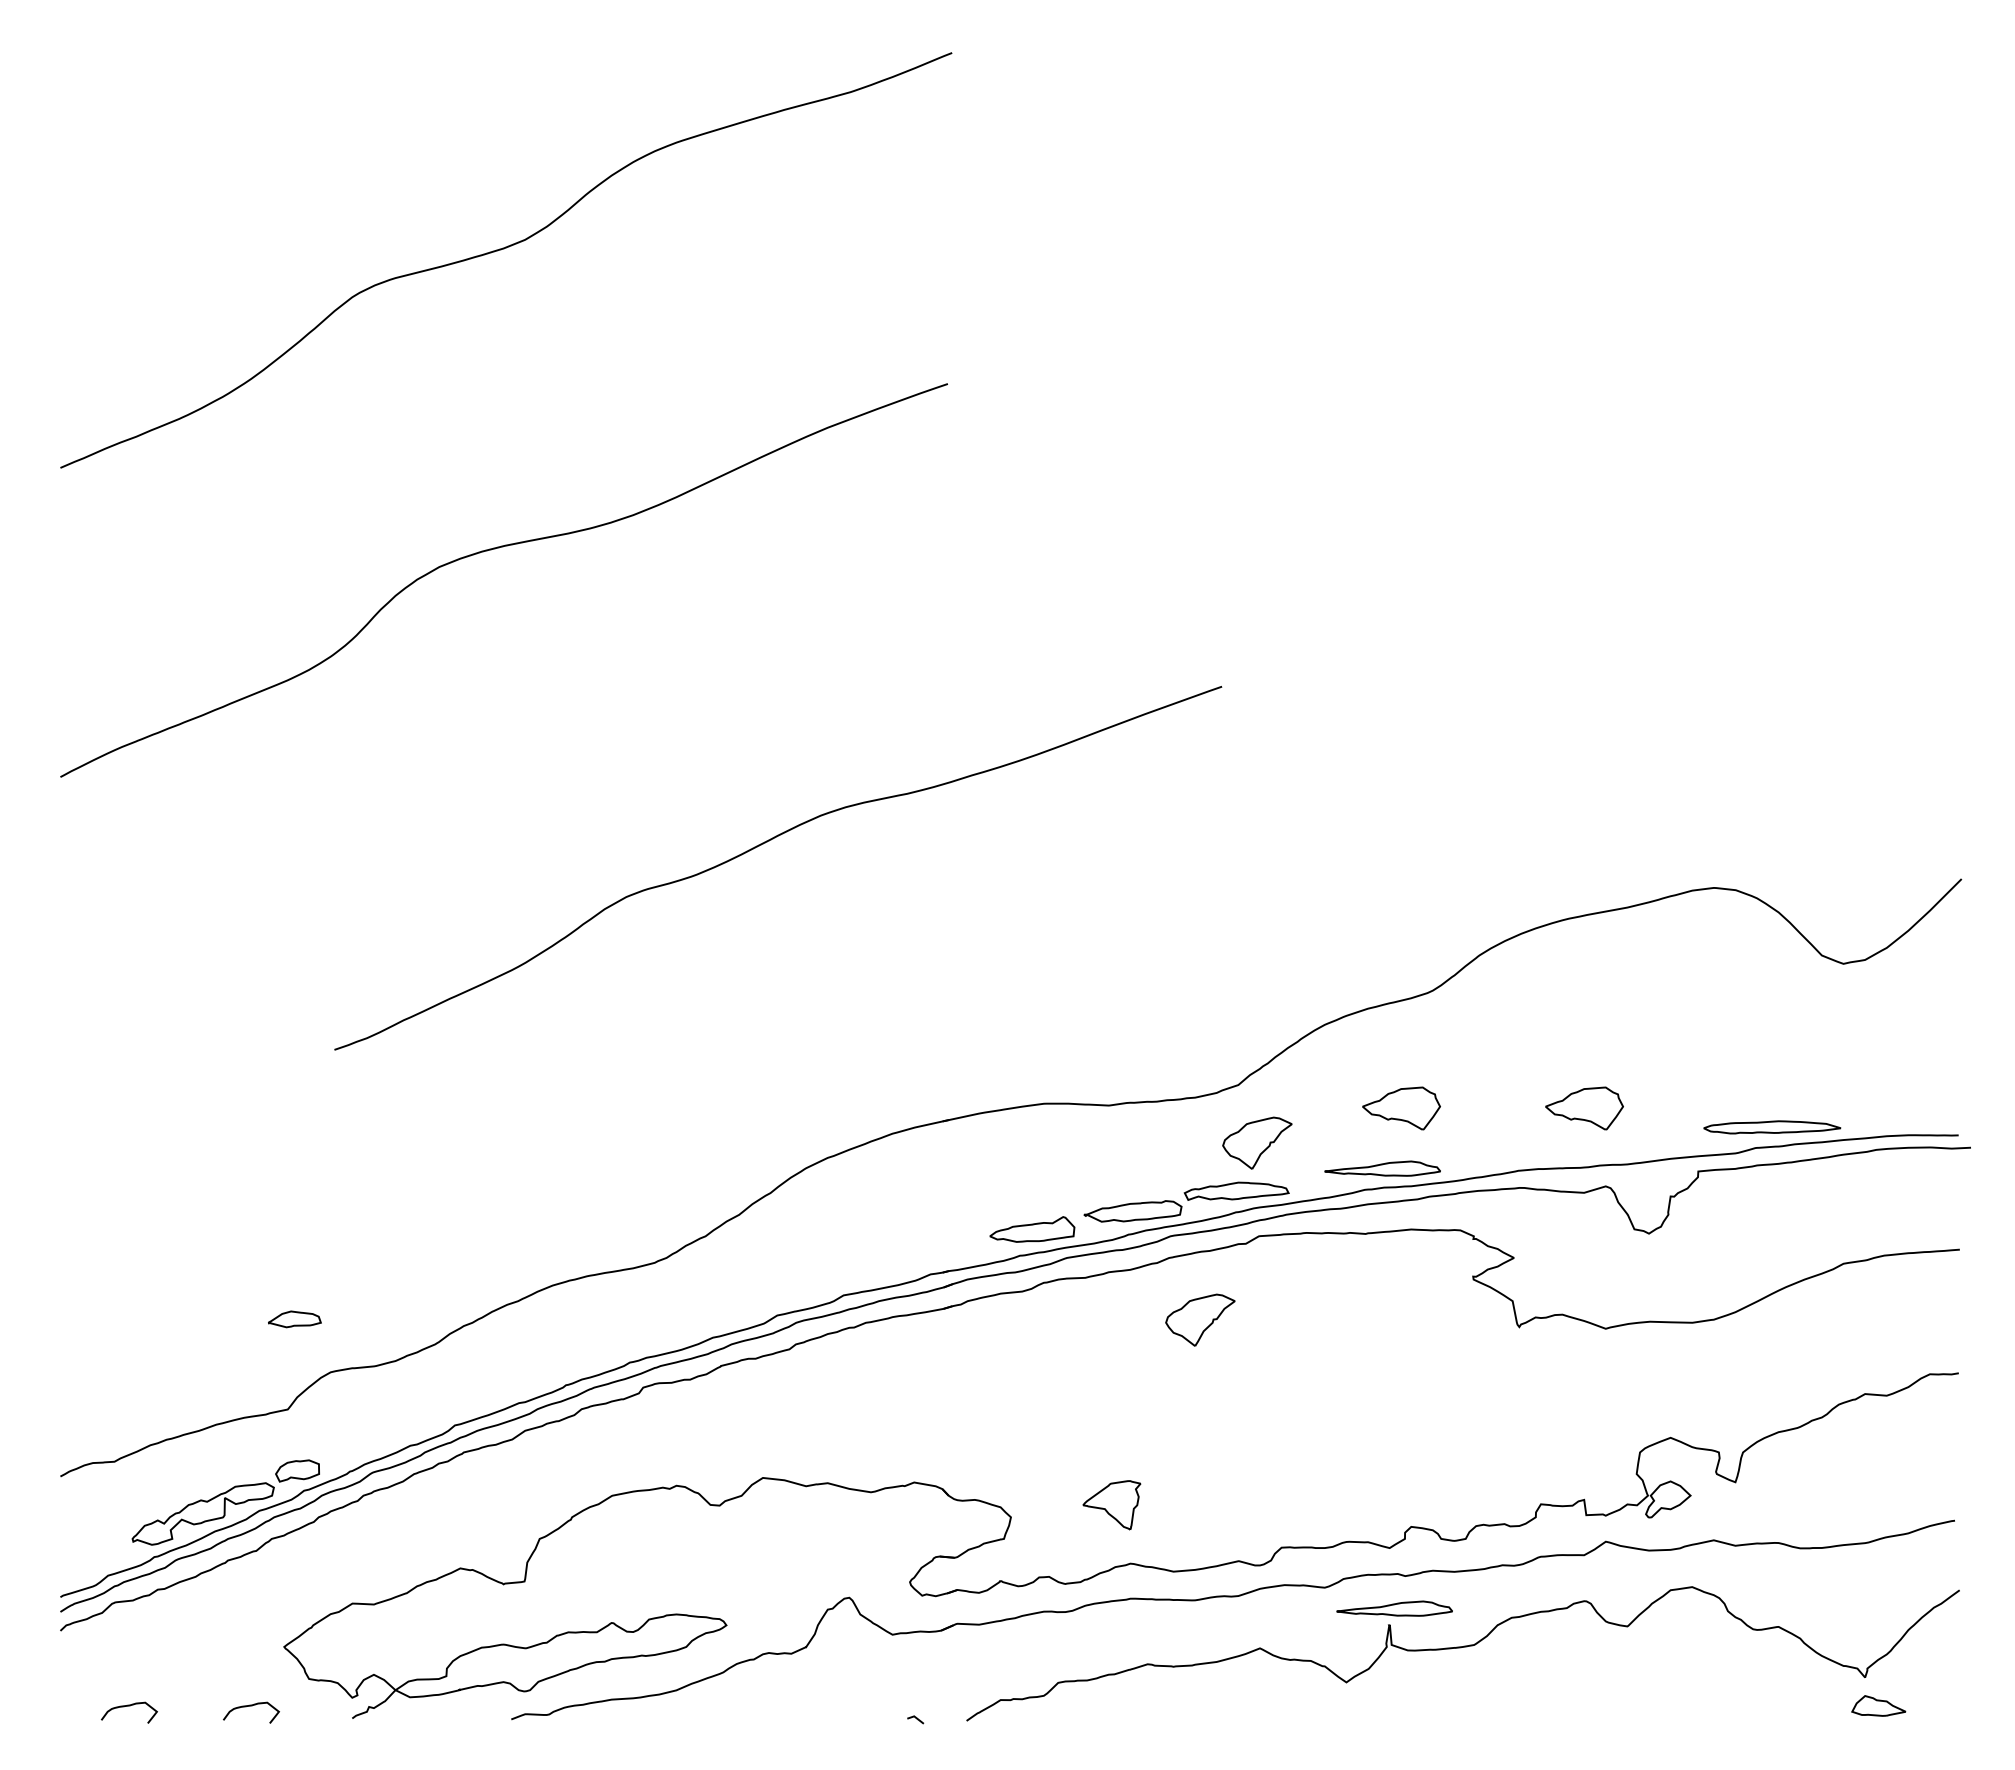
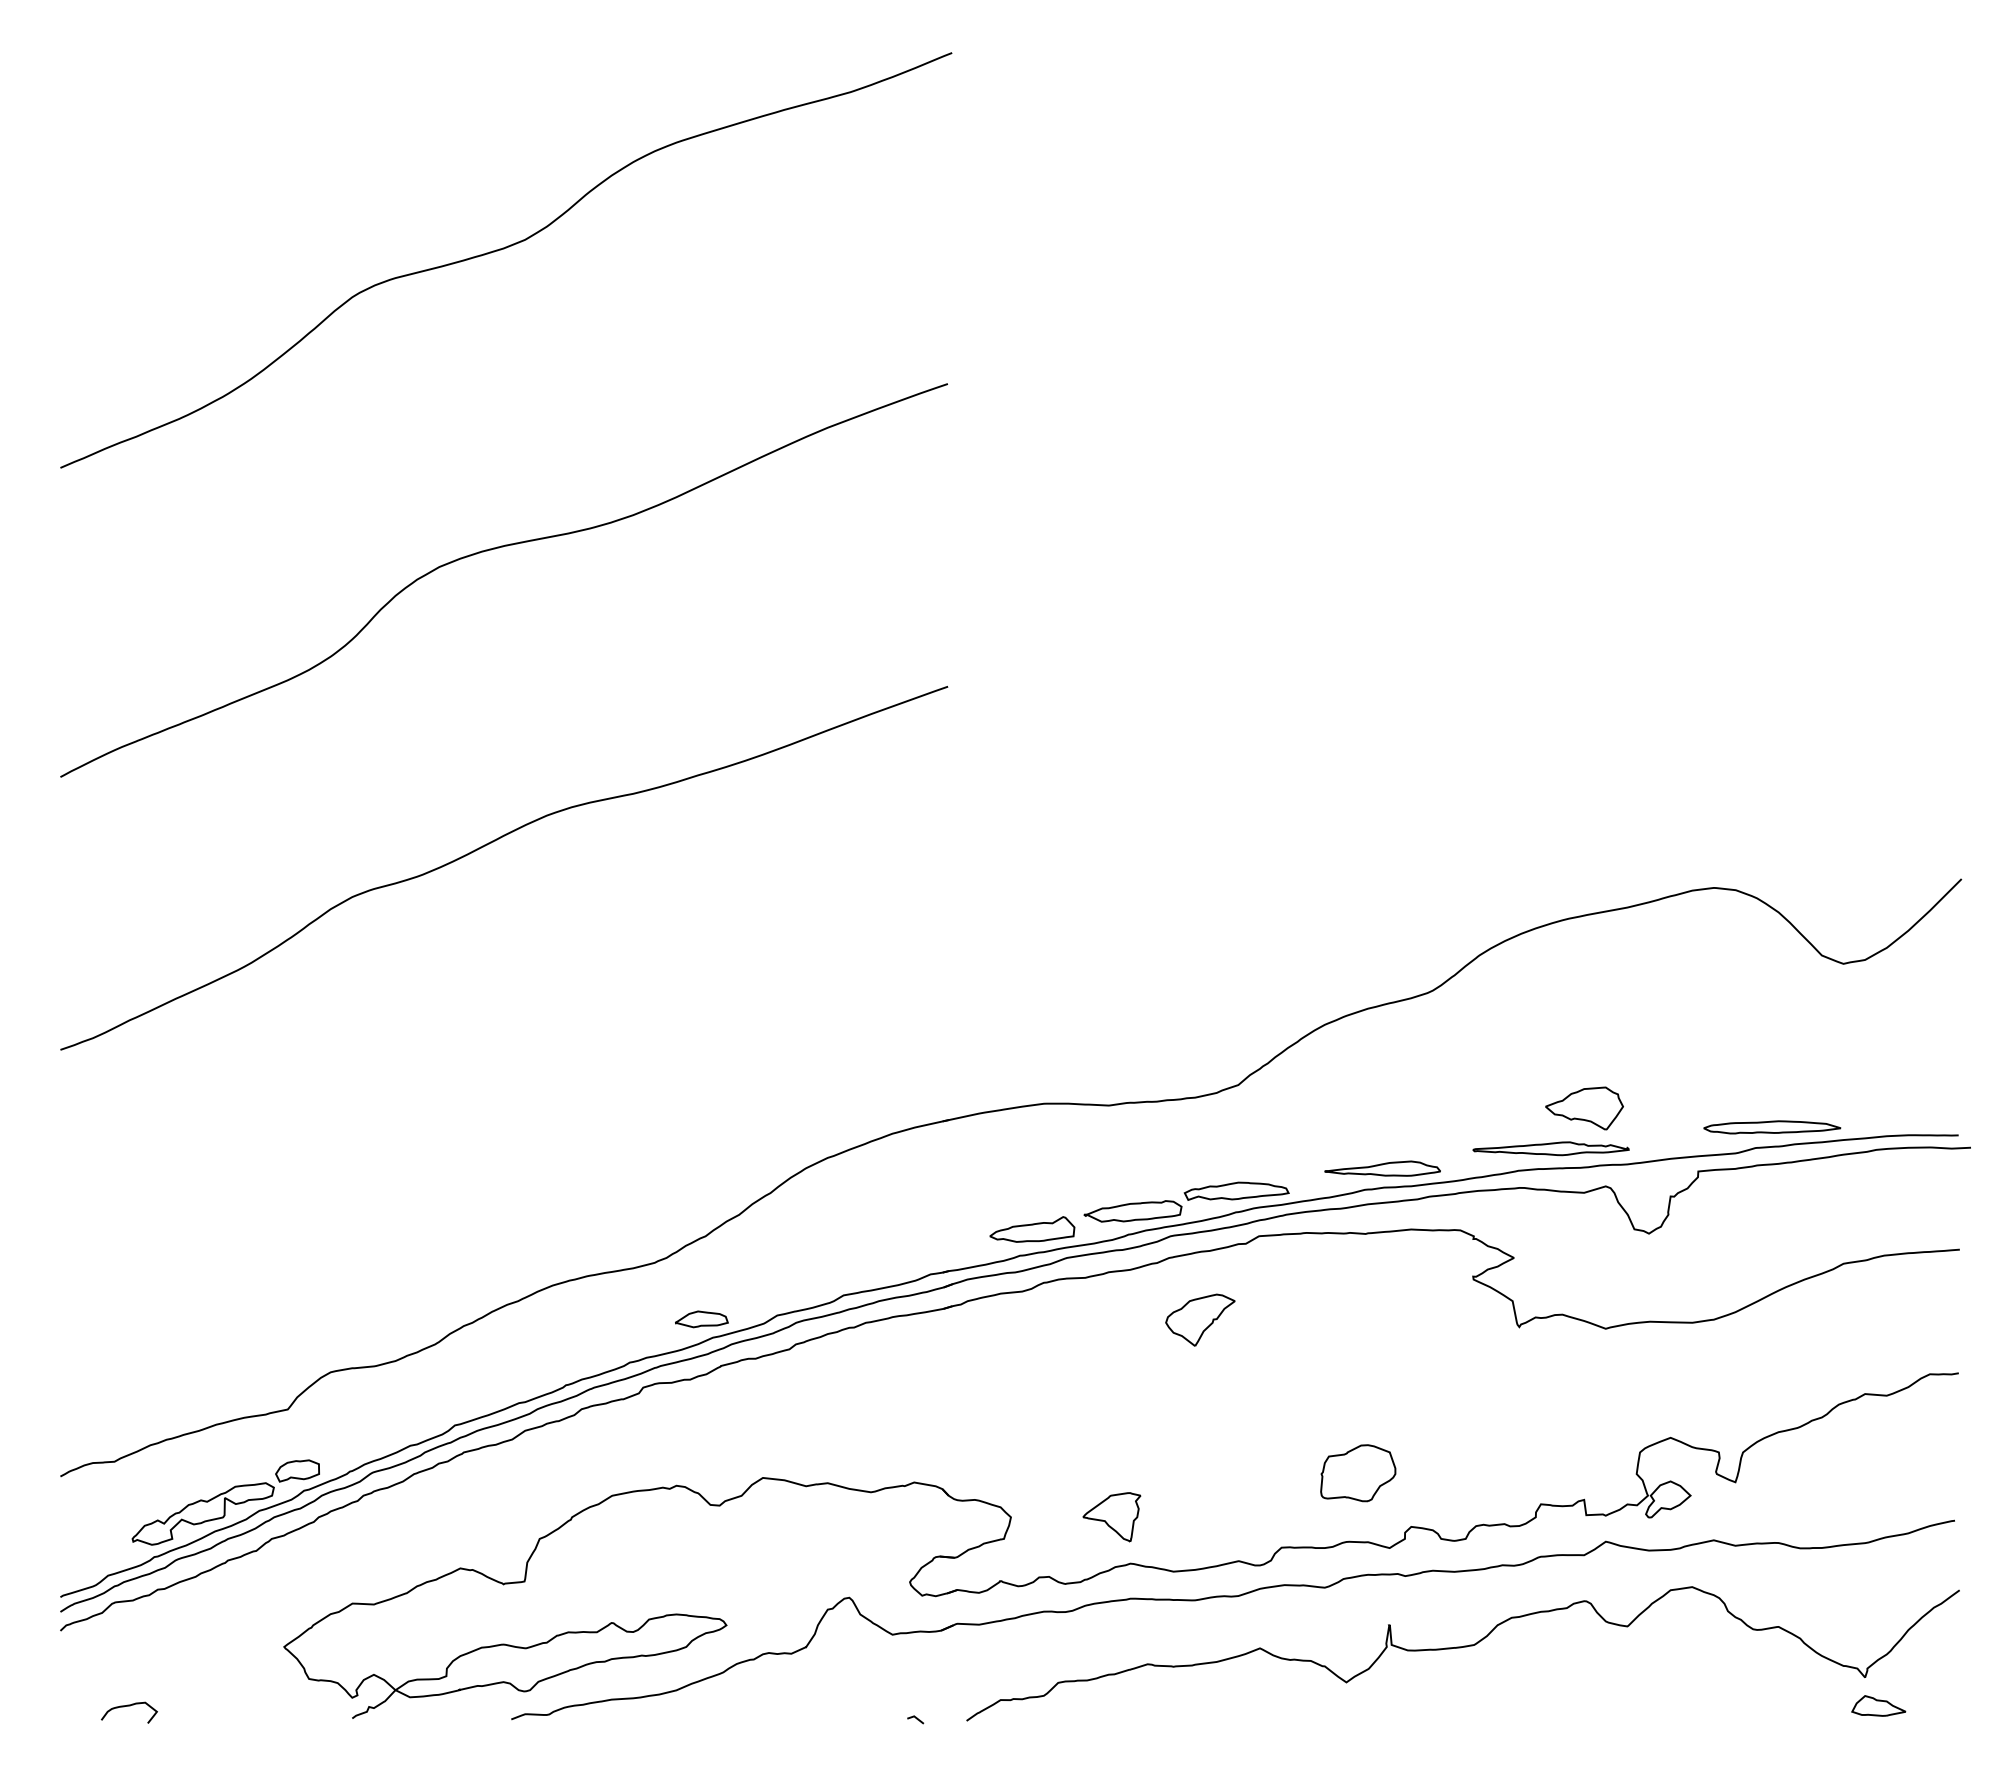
curve position: (765, 843) -> (491, 843) (491, 843)
part: present -> none (1401, 1108)
part: present -> none (1257, 1142)
part: none -> present (1550, 1148)
part position: (294, 1319) -> (701, 1319) (701, 1319)
part: none -> present (1358, 1473)
part position: (1111, 1505) -> (1111, 1517) (1111, 1517)
part: present -> none (1394, 1608)
curve: present -> none (251, 1706)
